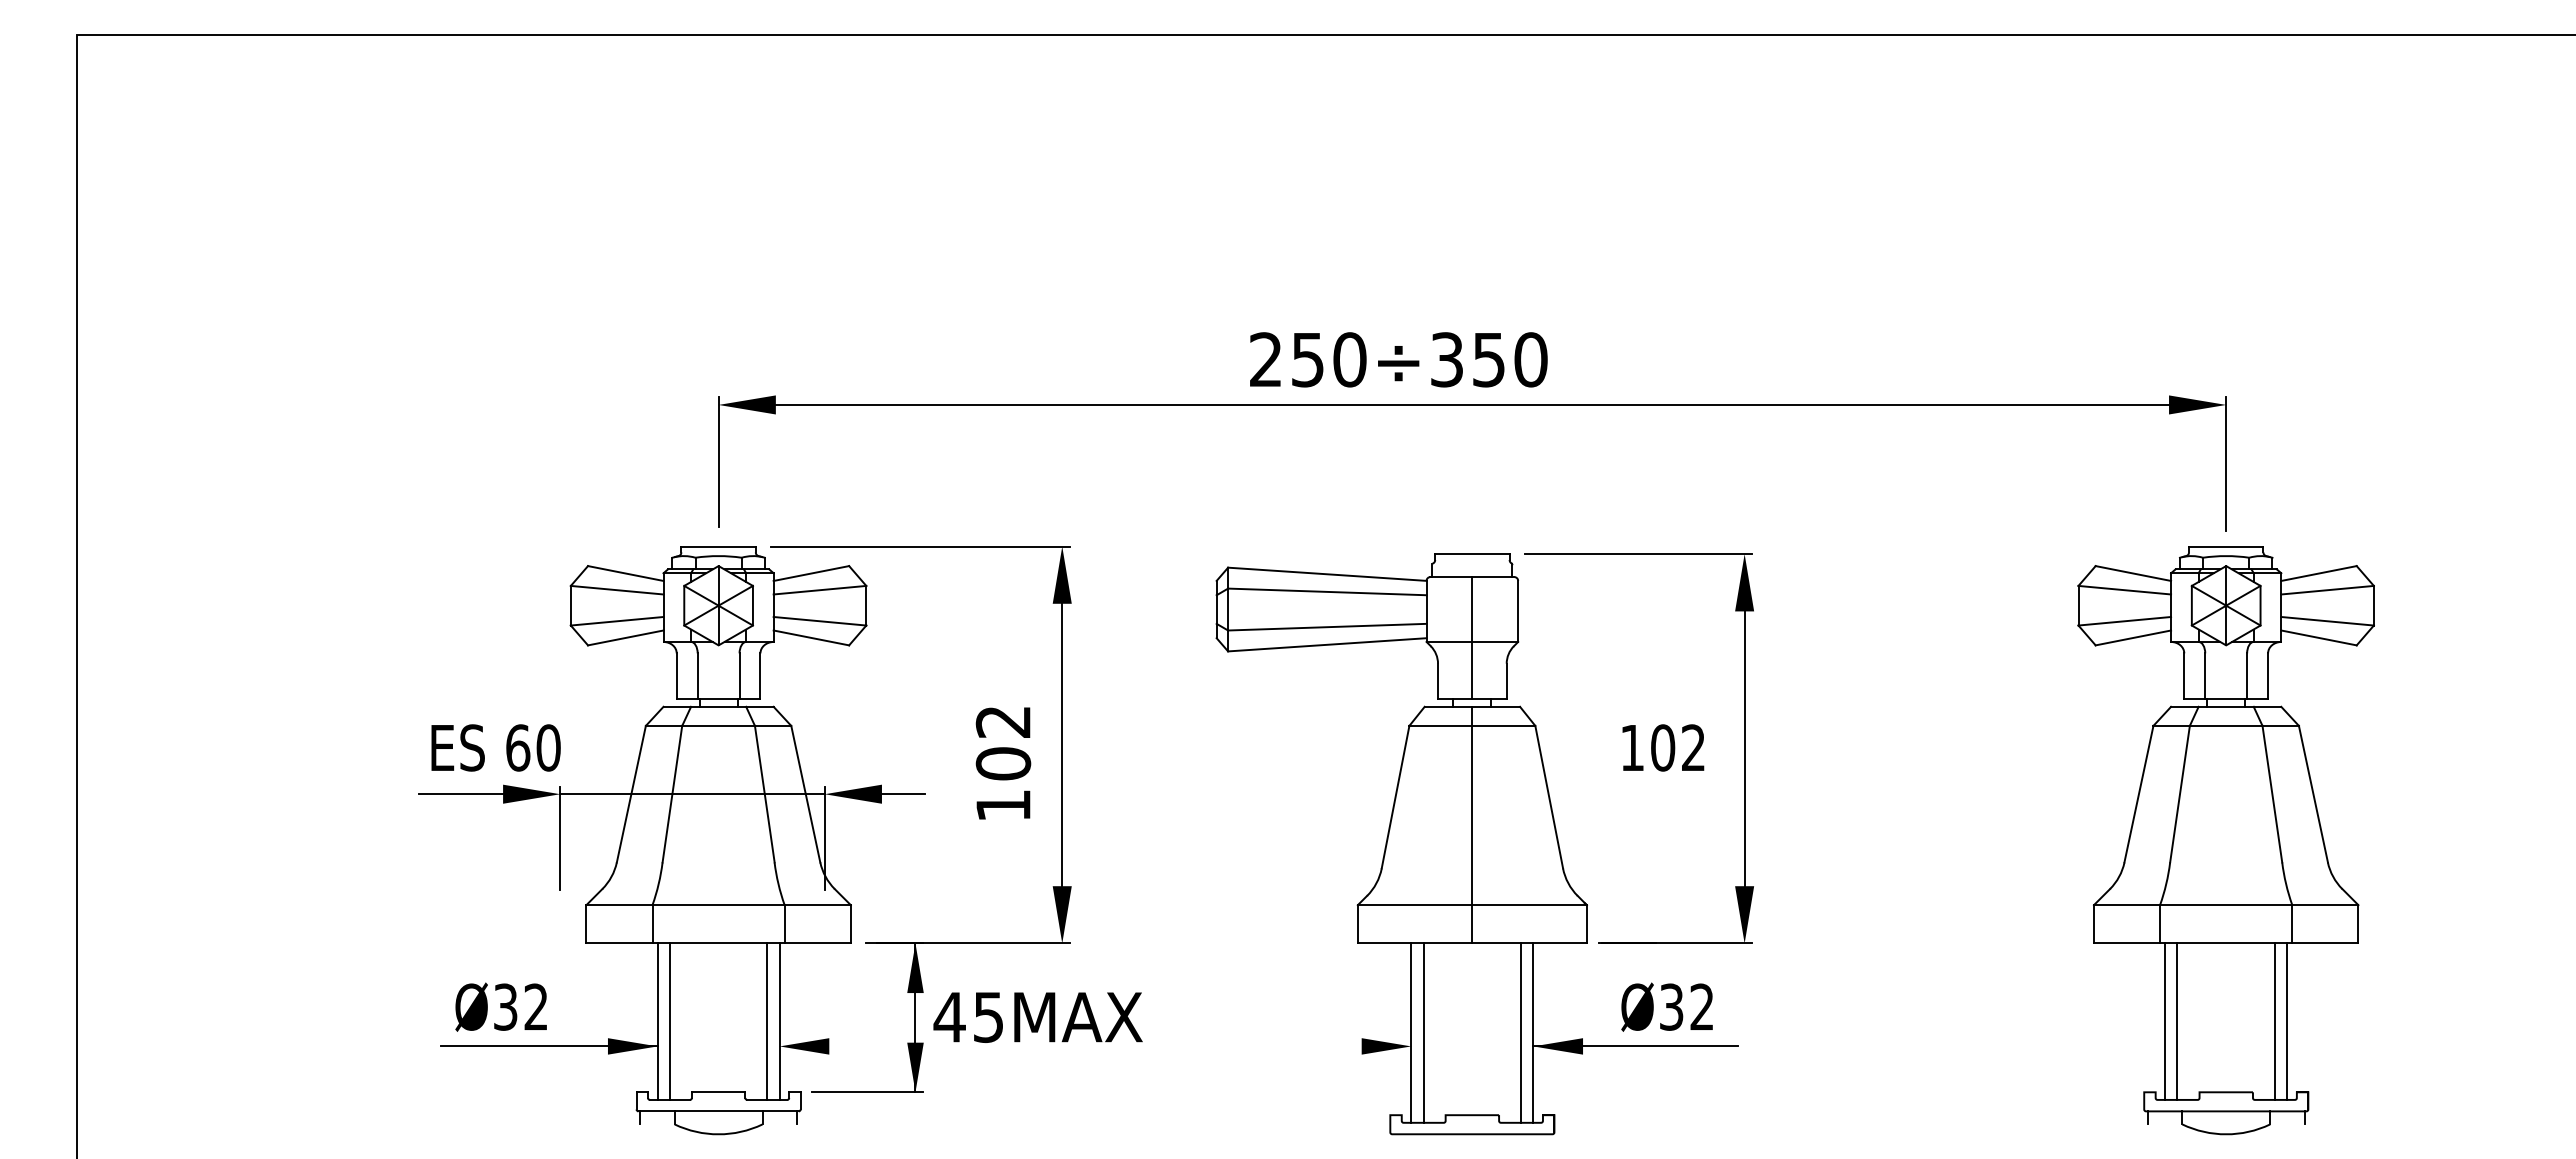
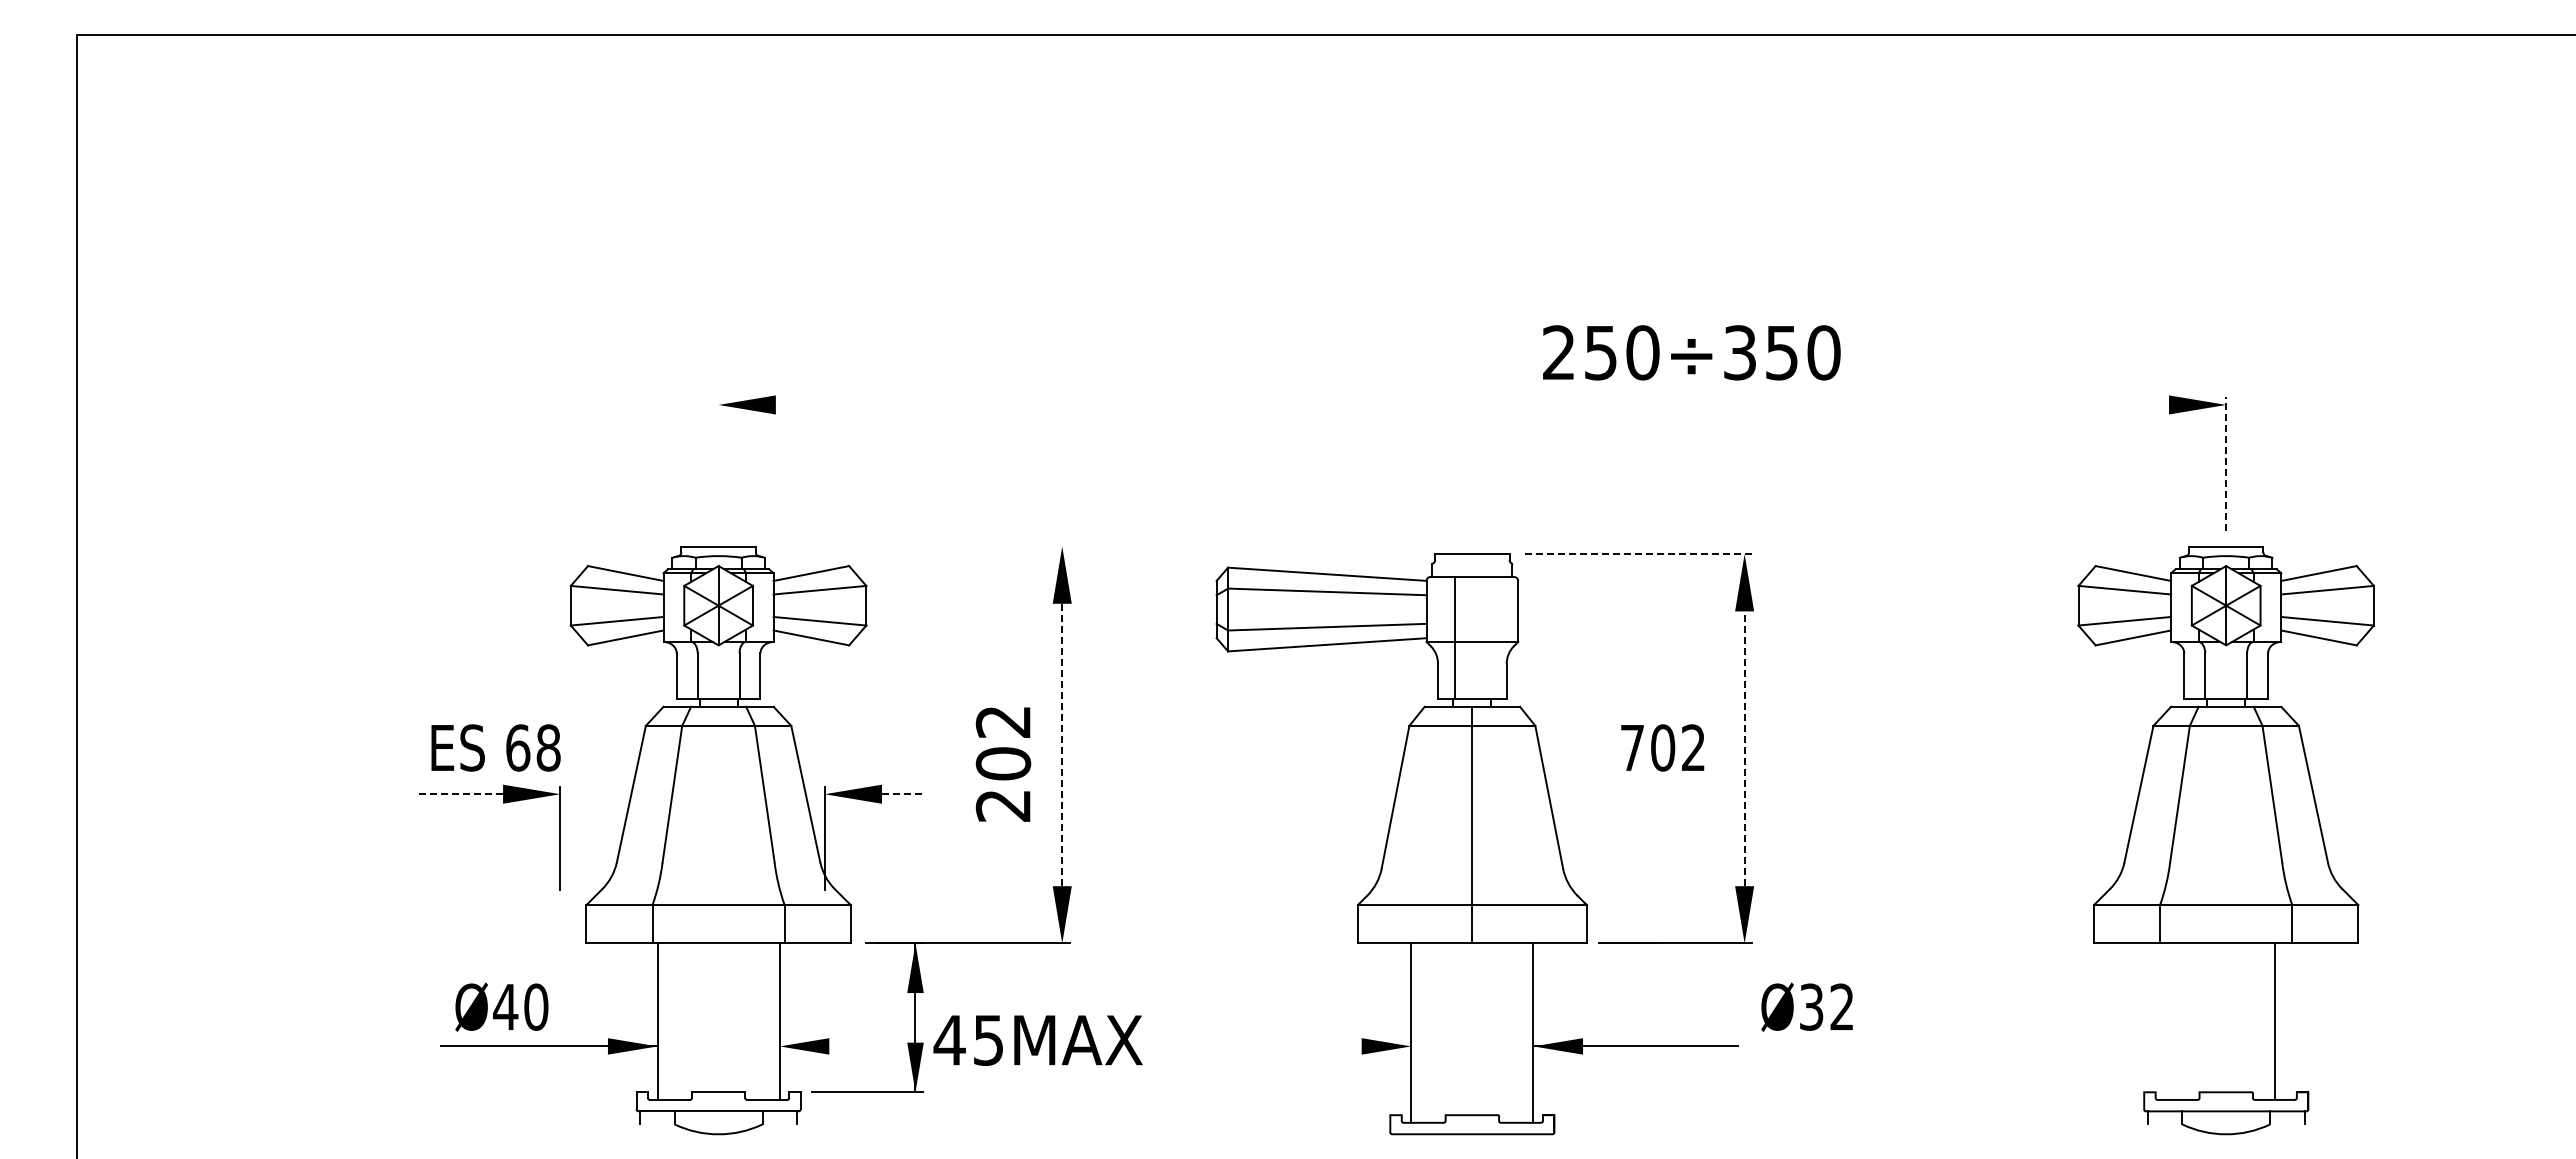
text position: (1398, 359) -> (1691, 352) (1691, 352)
line: present -> none (1472, 404)
line: present -> none (718, 462)
line: solid -> dashed (2226, 464)
line: present -> none (920, 546)
line: solid -> dashed (1638, 554)
line position: (1472, 638) -> (1455, 638) (1455, 638)
line: solid -> dashed (1062, 745)
text: 60 -> 68 (548, 747)
text: 102 -> 702 (1632, 747)
line: solid -> dashed (1744, 748)
line: solid -> dashed (461, 794)
line: present -> none (692, 794)
line: solid -> dashed (903, 794)
text: 102 -> 202 (1002, 805)
text: Ø32 -> Ø40 (520, 1006)
text position: (1666, 1006) -> (1806, 1006) (1806, 1006)
text position: (1037, 1017) -> (1037, 1040) (1037, 1040)
line: present -> none (669, 1021)
line: present -> none (767, 1021)
line: present -> none (2165, 1021)
line: present -> none (2177, 1021)
line: present -> none (2287, 1021)
line: present -> none (1423, 1032)
line: present -> none (1521, 1032)
